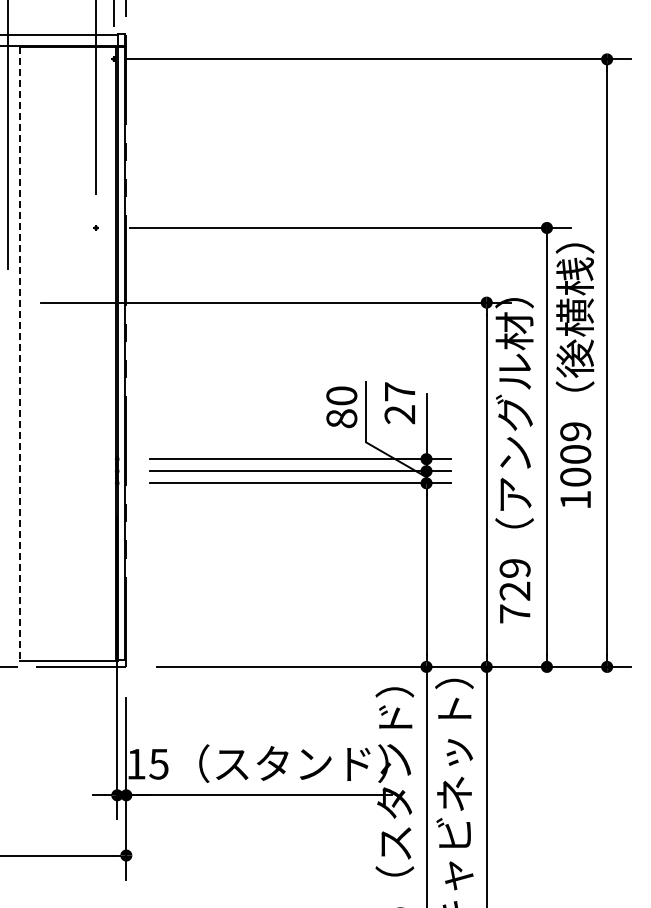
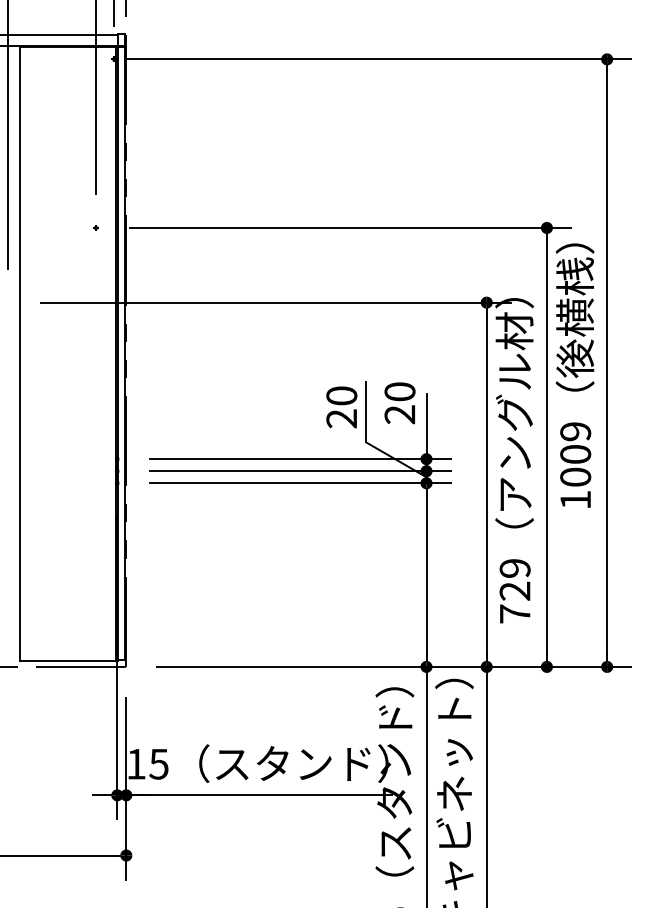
line: dashed -> solid (20, 354)
text: 27 -> 20 (399, 391)
text: 80 -> 20 (341, 418)
